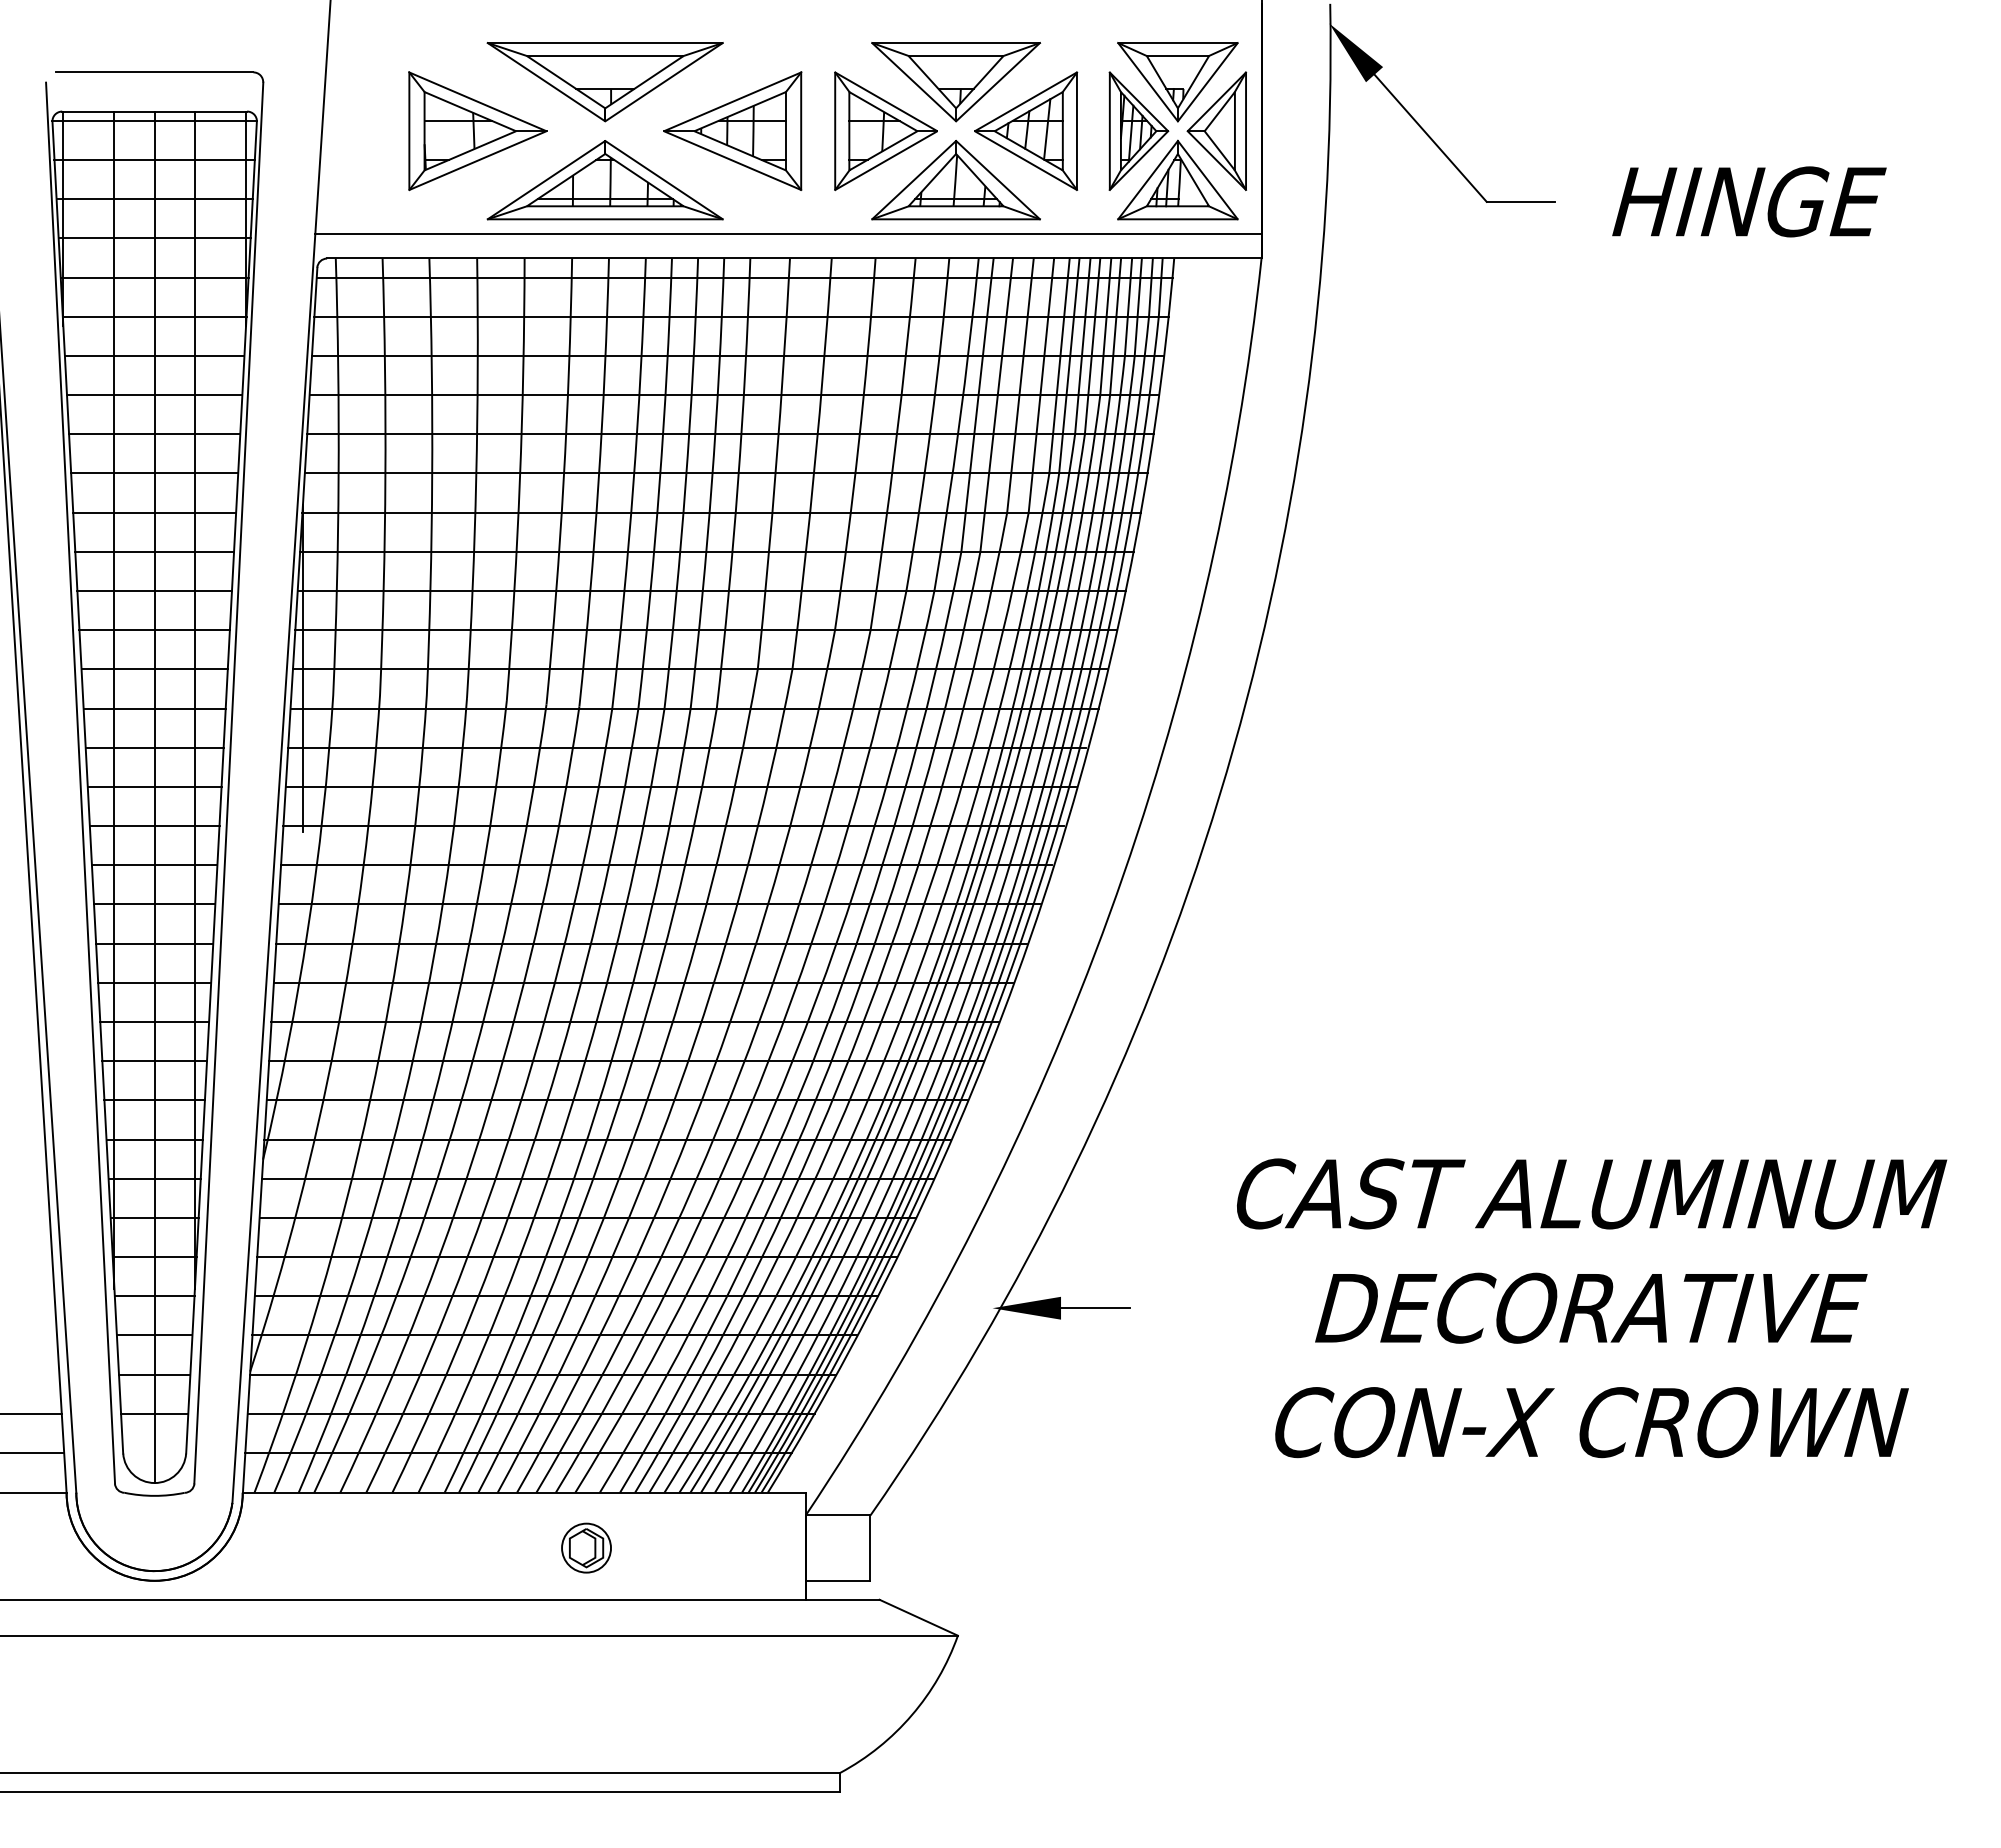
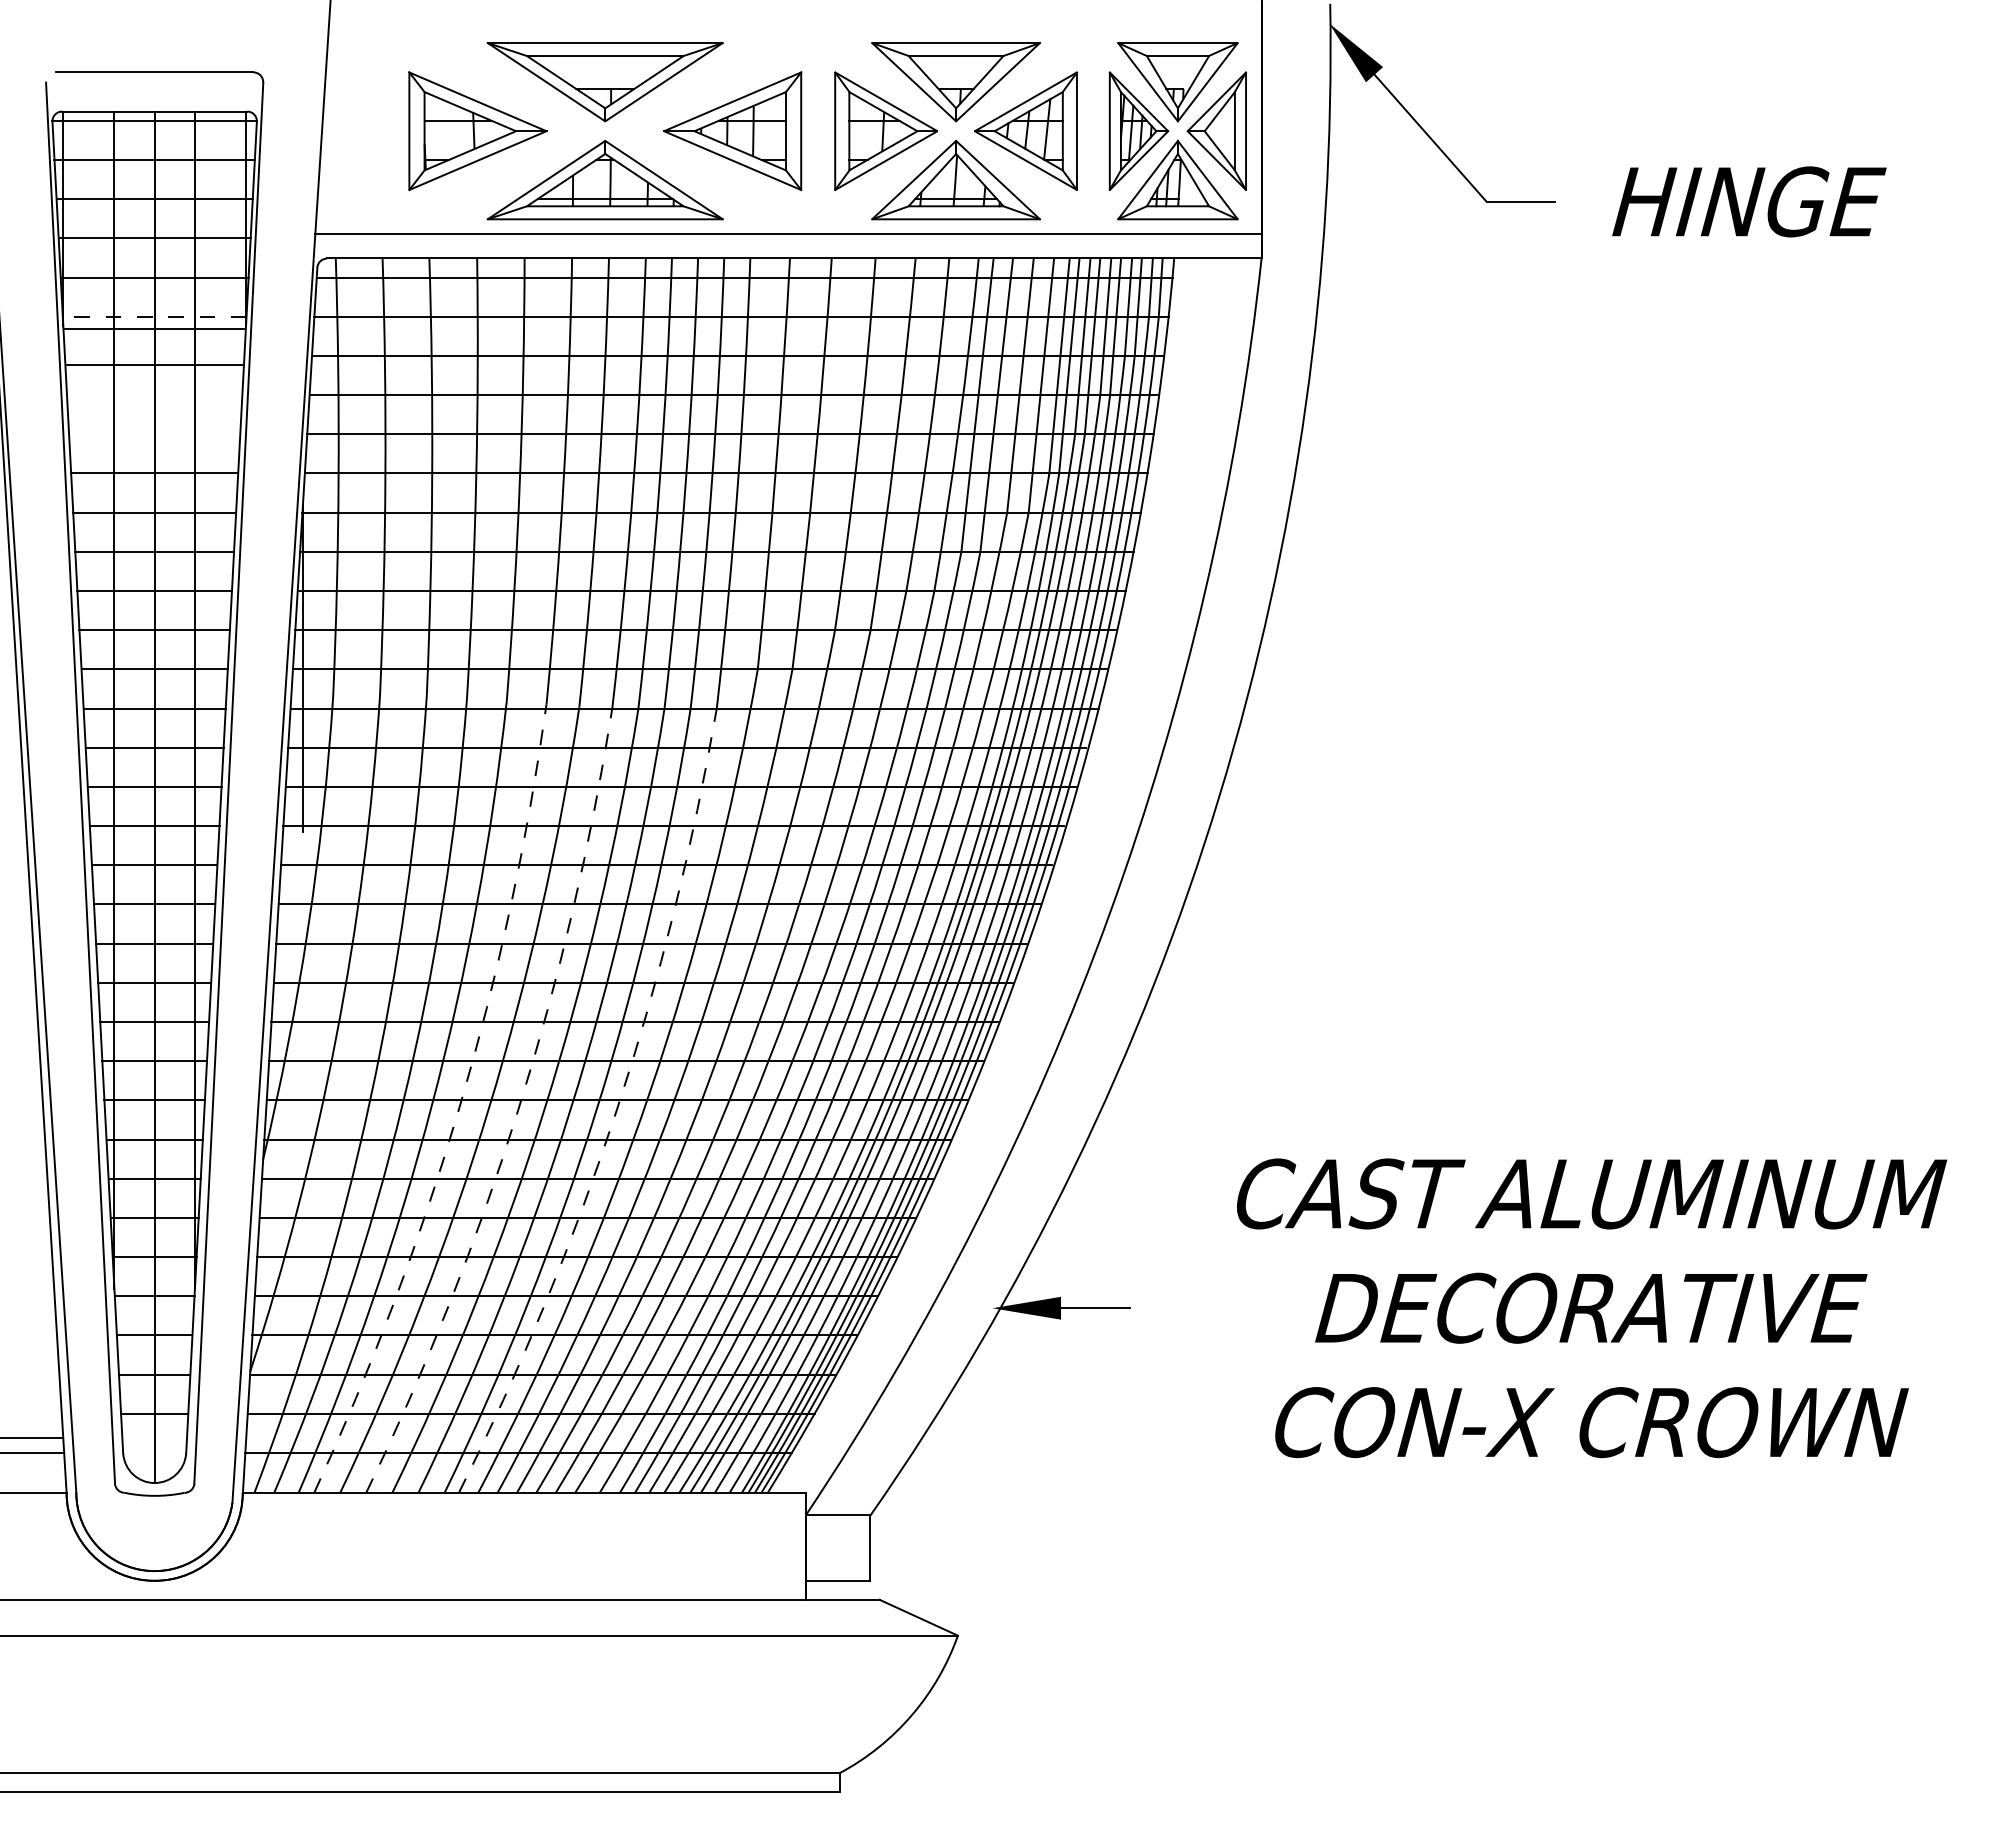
line: solid -> dashed (154, 316)
line position: (154, 355) -> (154, 328) (154, 328)
line position: (154, 395) -> (154, 365) (154, 365)
line: present -> none (154, 434)
arc: solid -> dashed (459, 1107)
arc: solid -> dashed (518, 1109)
arc: solid -> dashed (616, 1110)
line position: (31, 1413) -> (31, 1437) (31, 1437)
part: present -> none (586, 1547)
